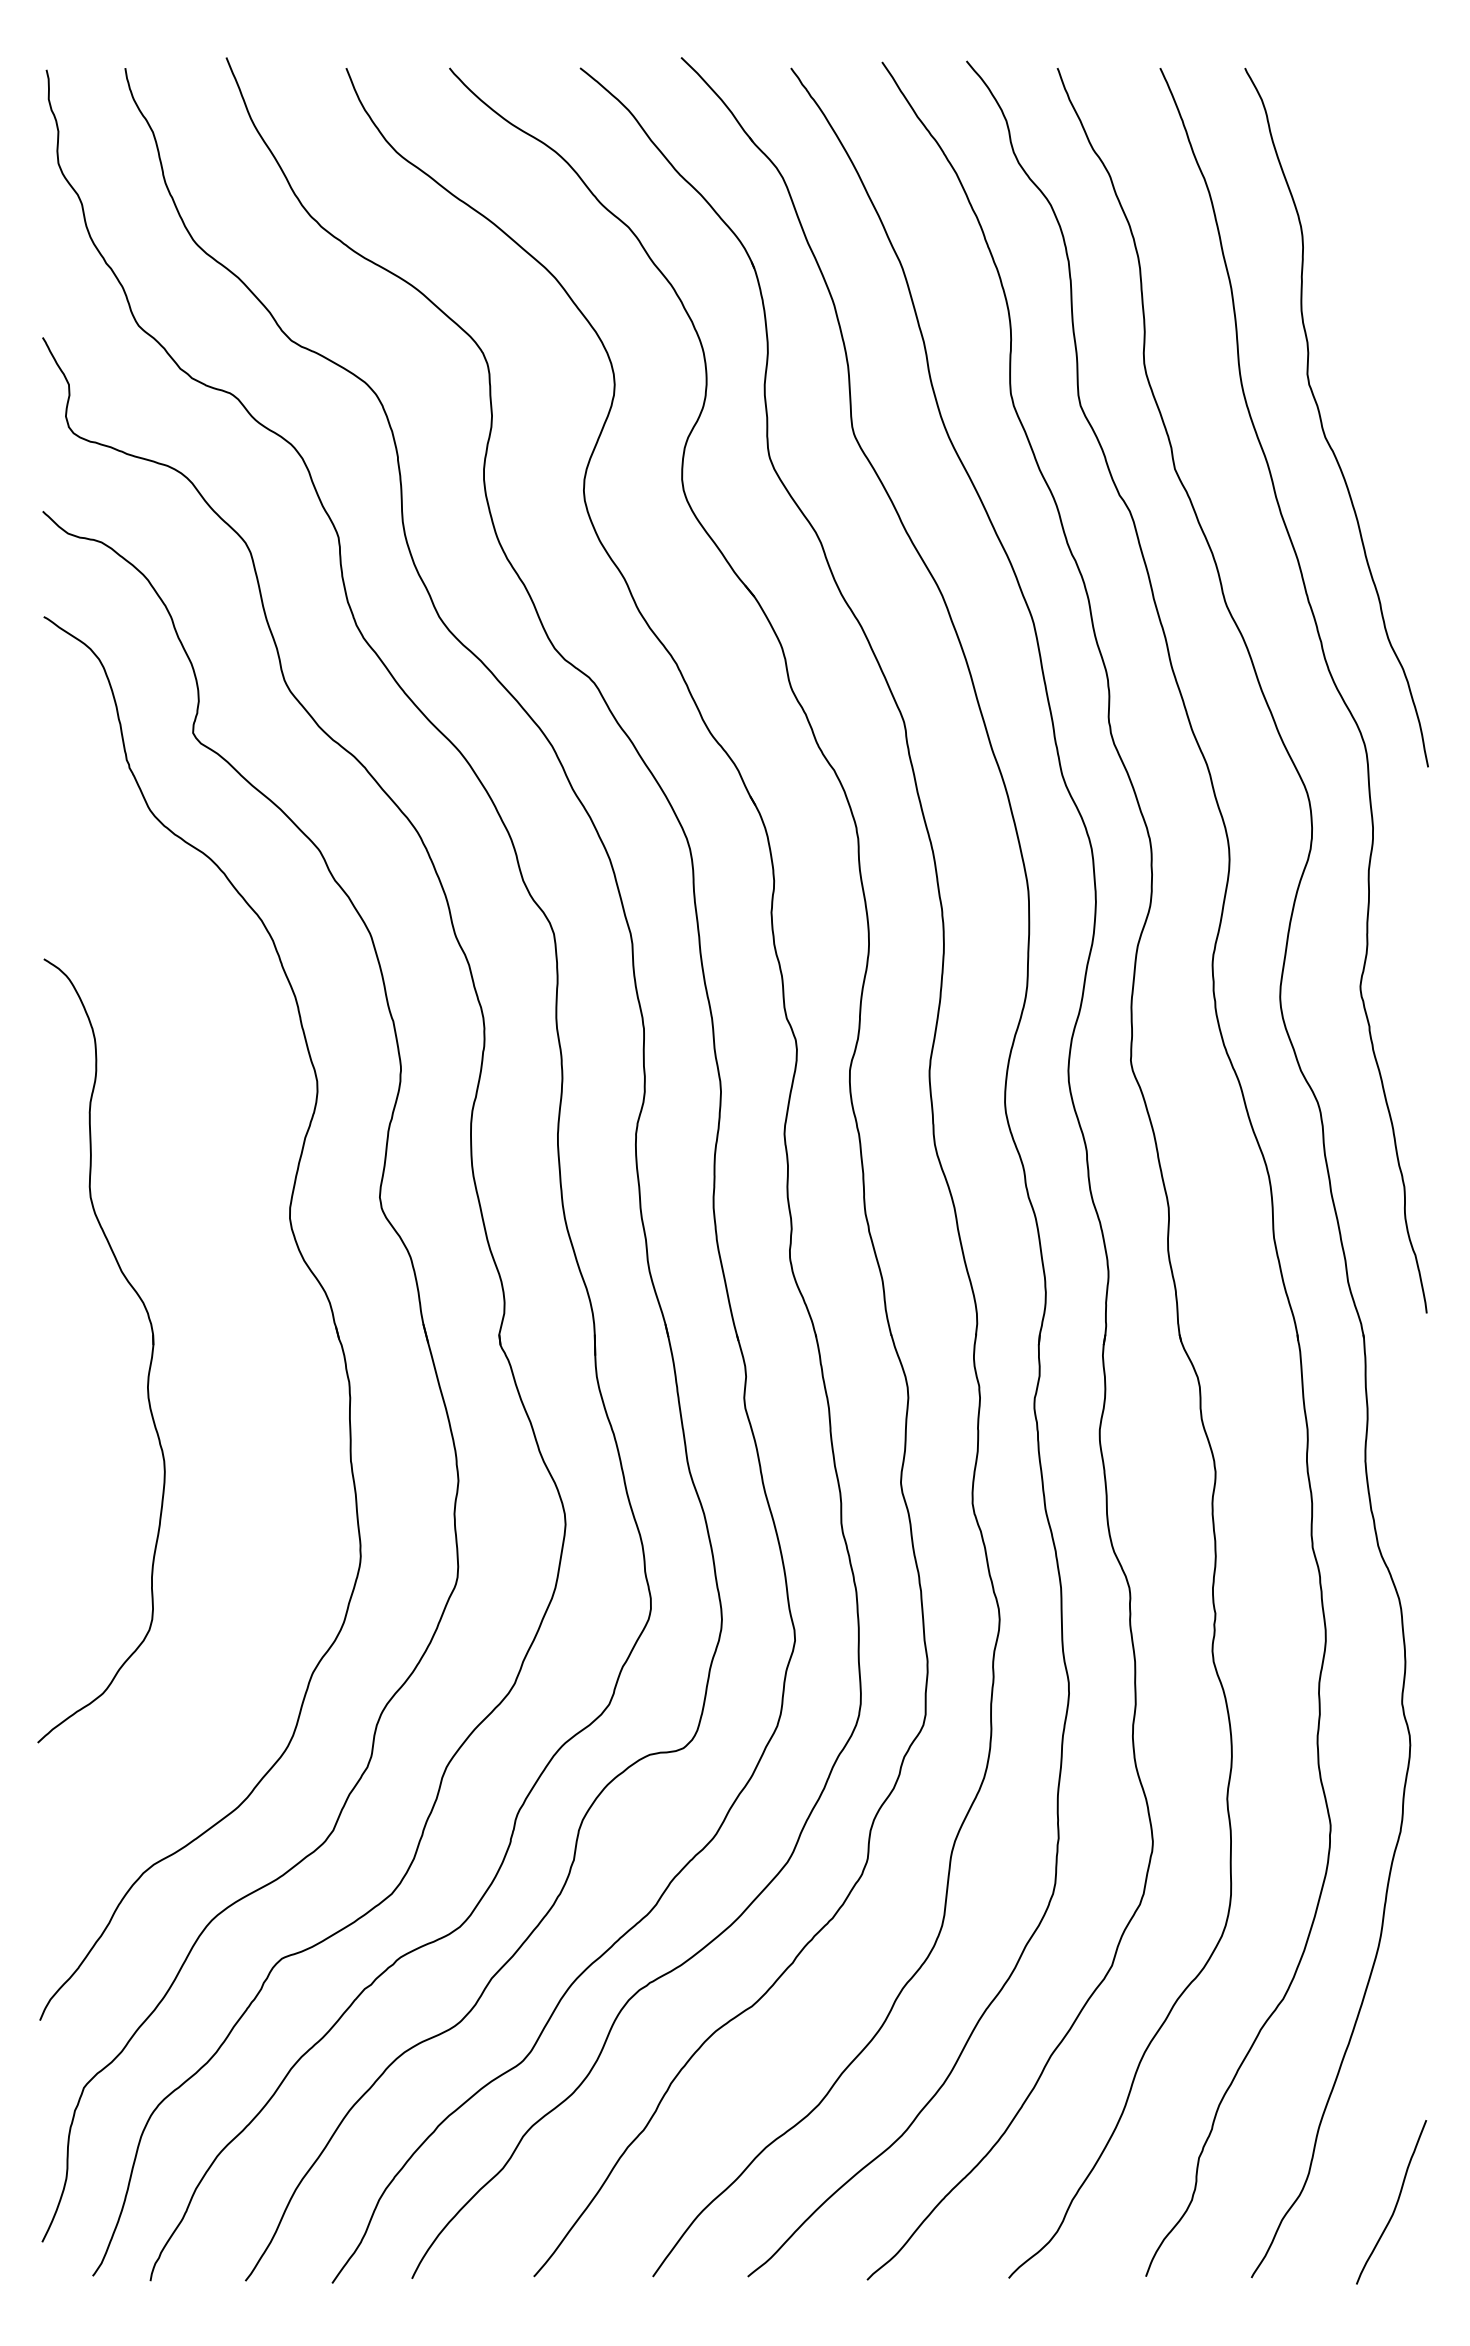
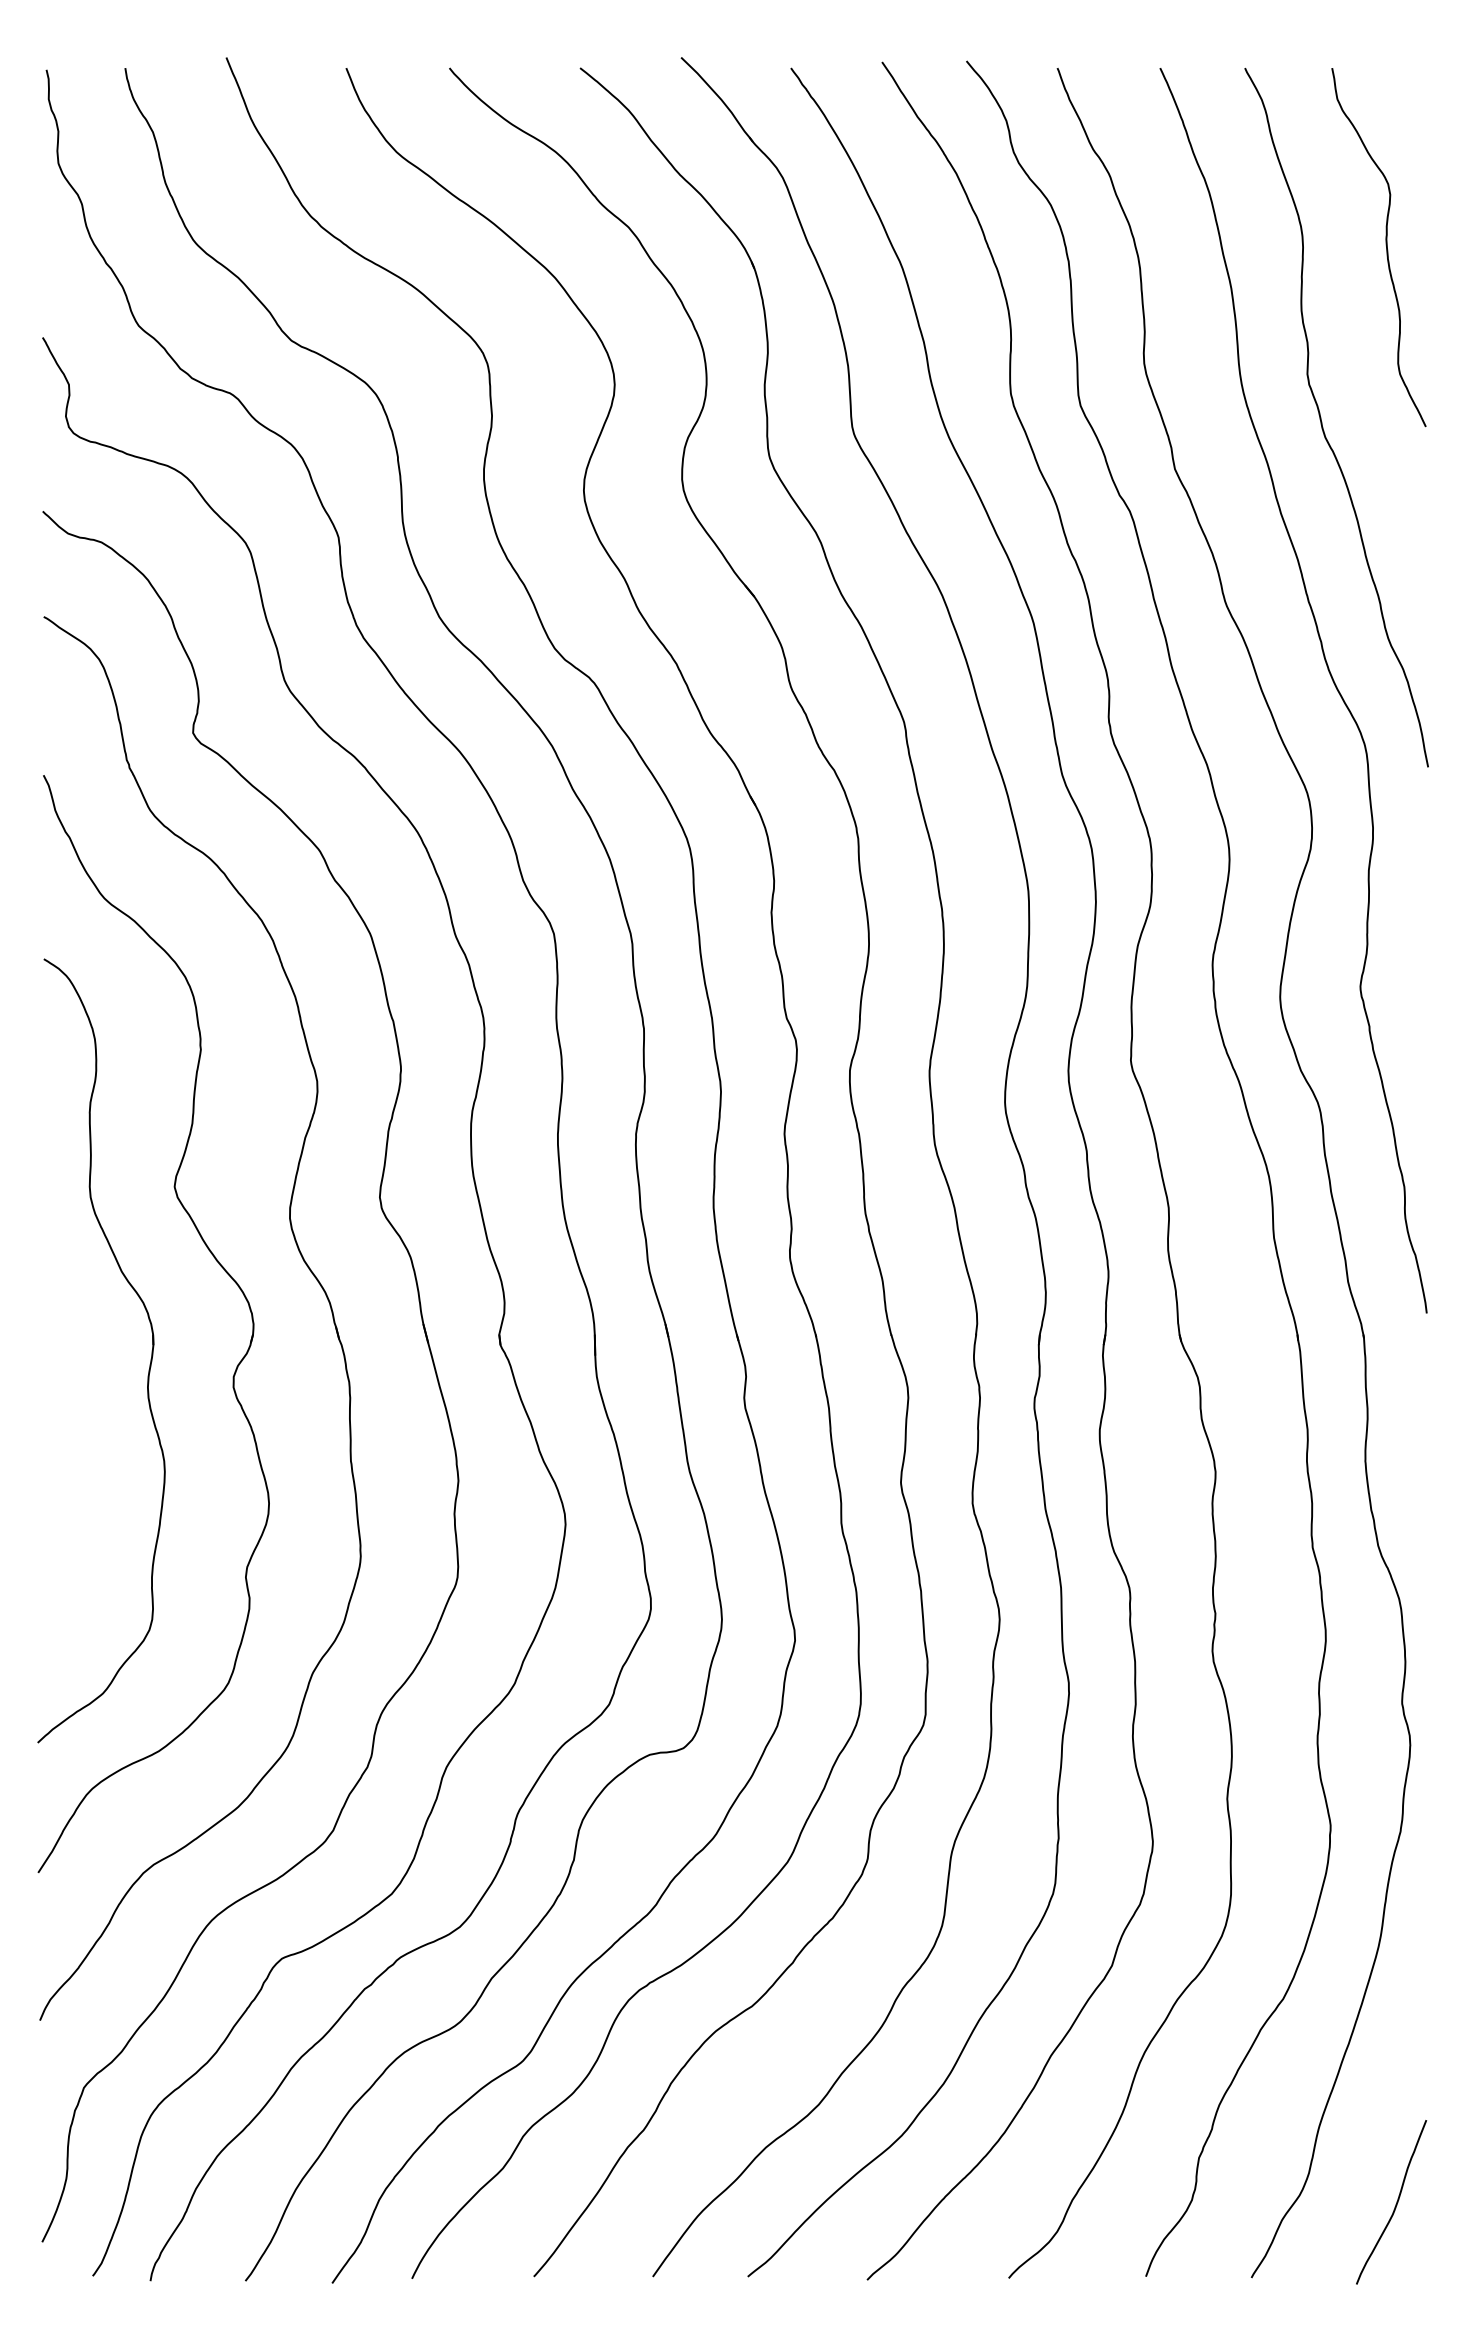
curve: none -> present (1385, 245)
part: none -> present (219, 1265)
